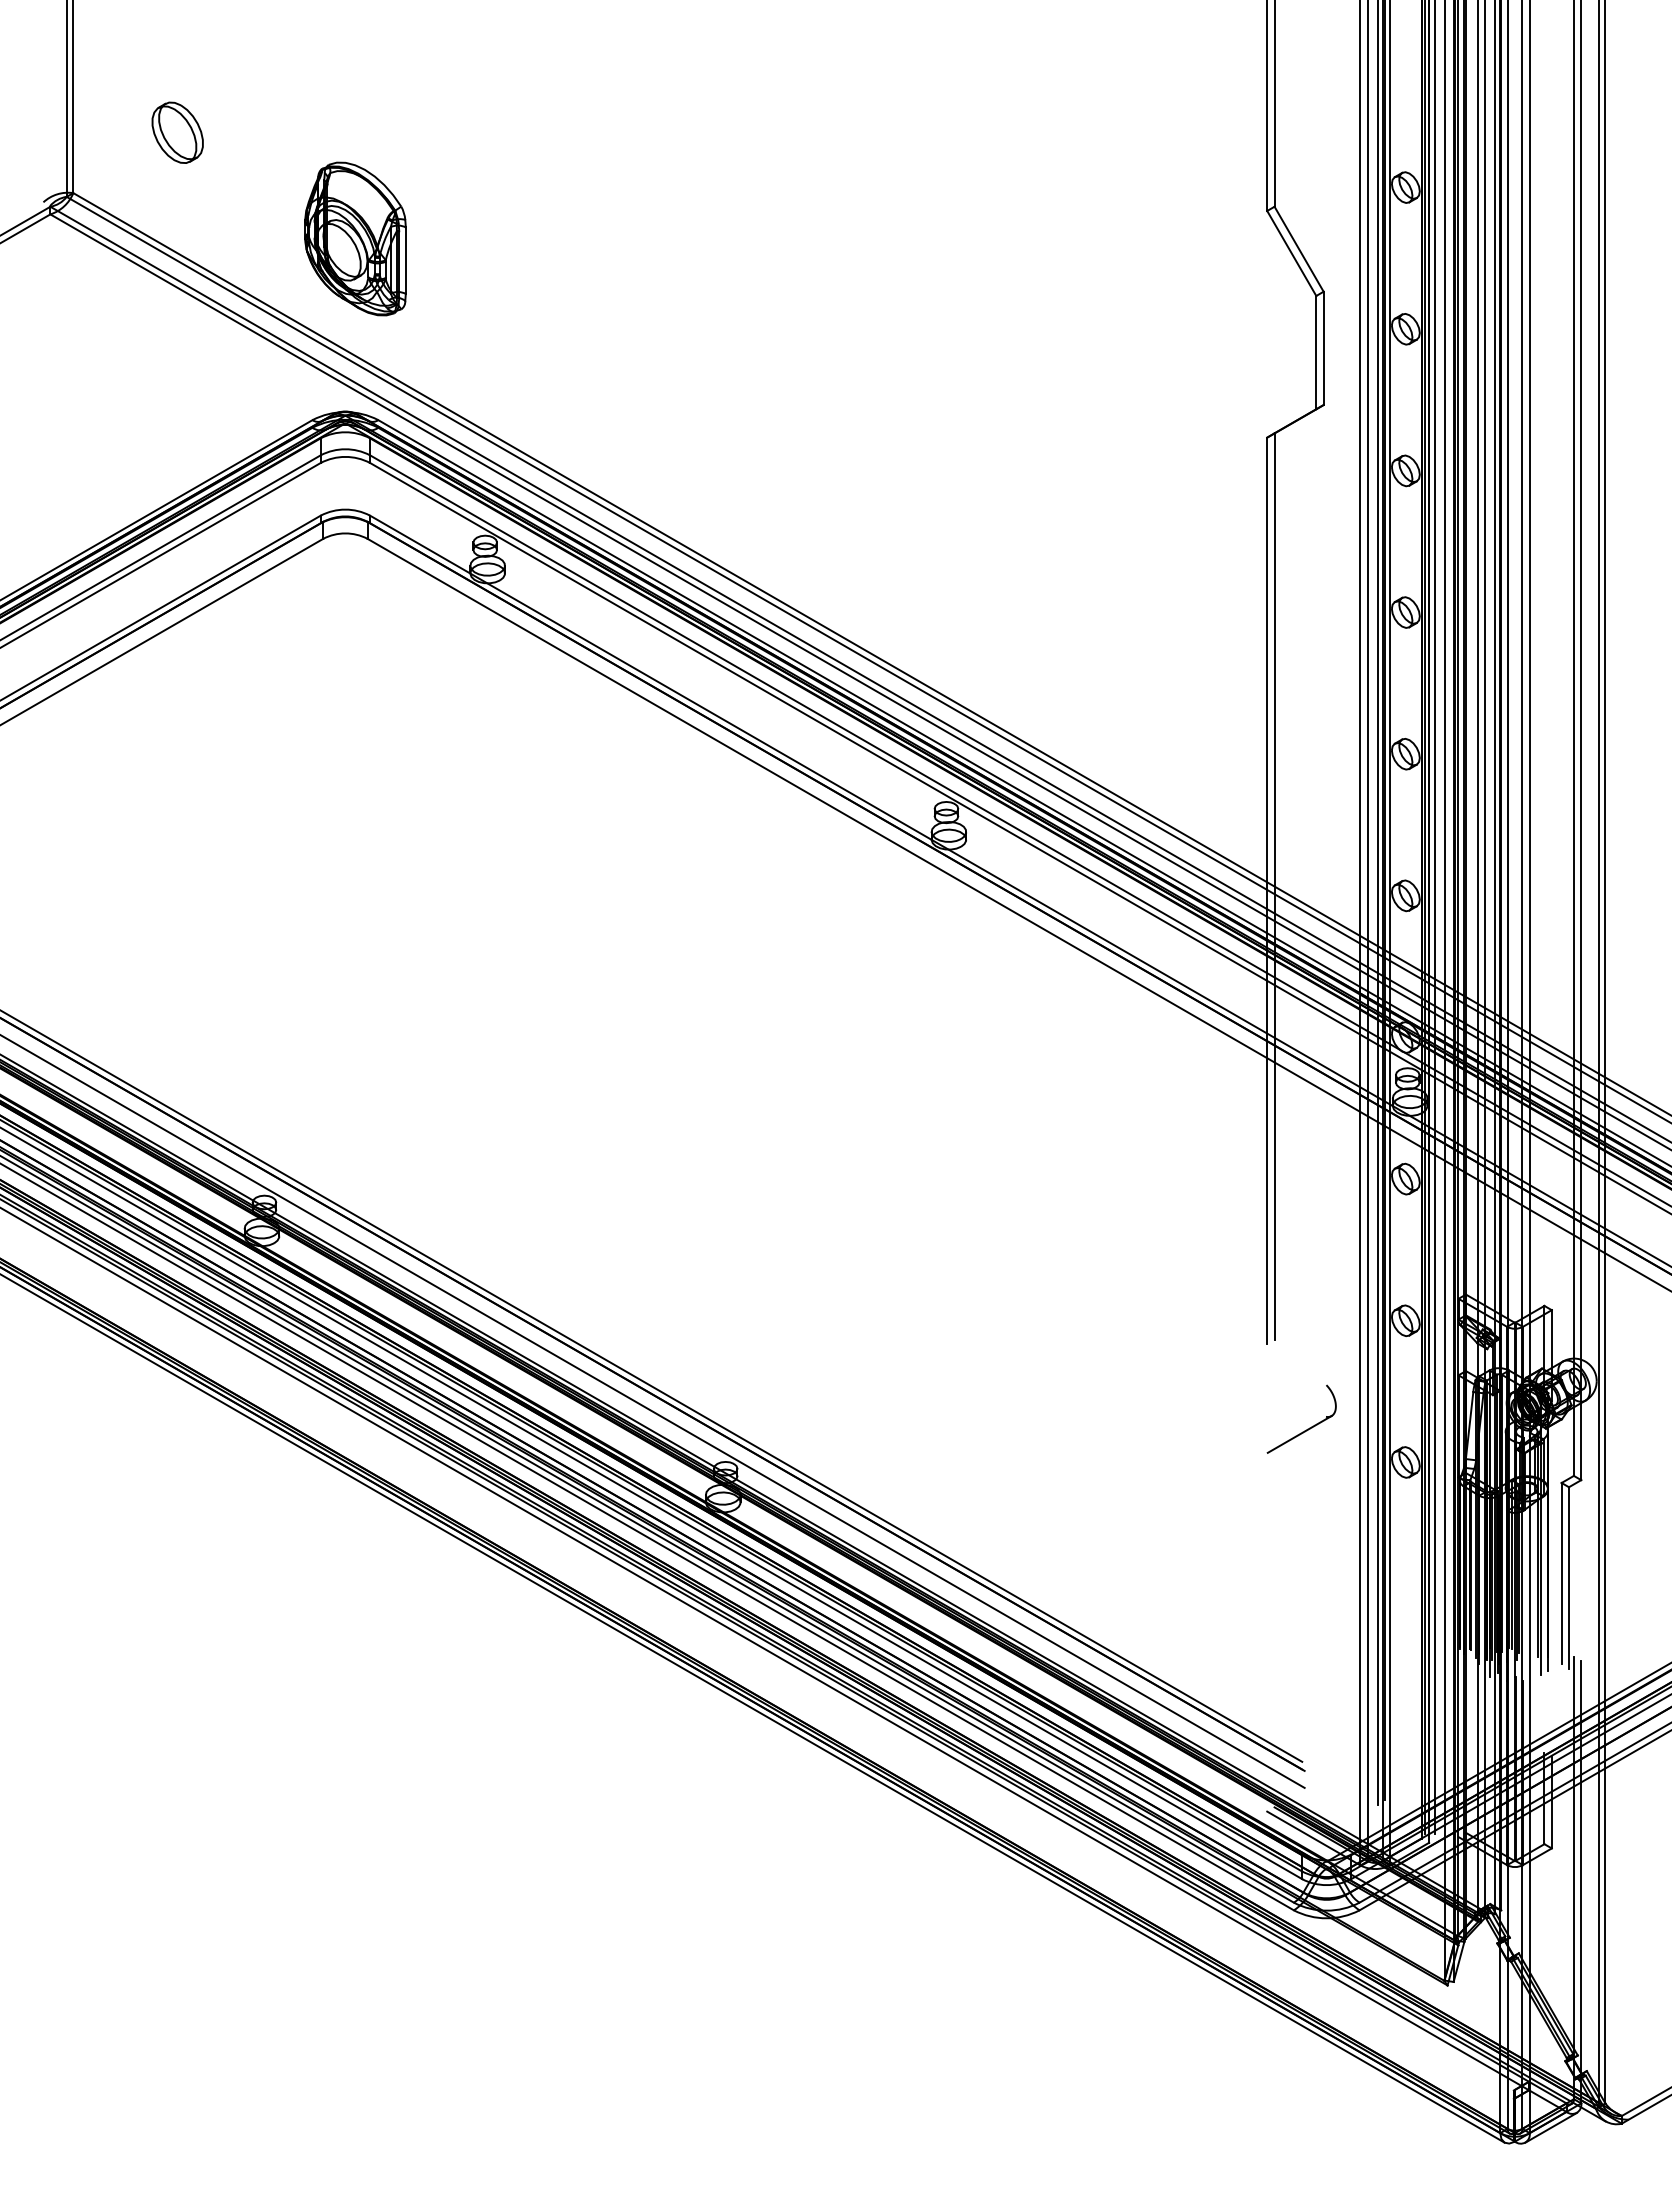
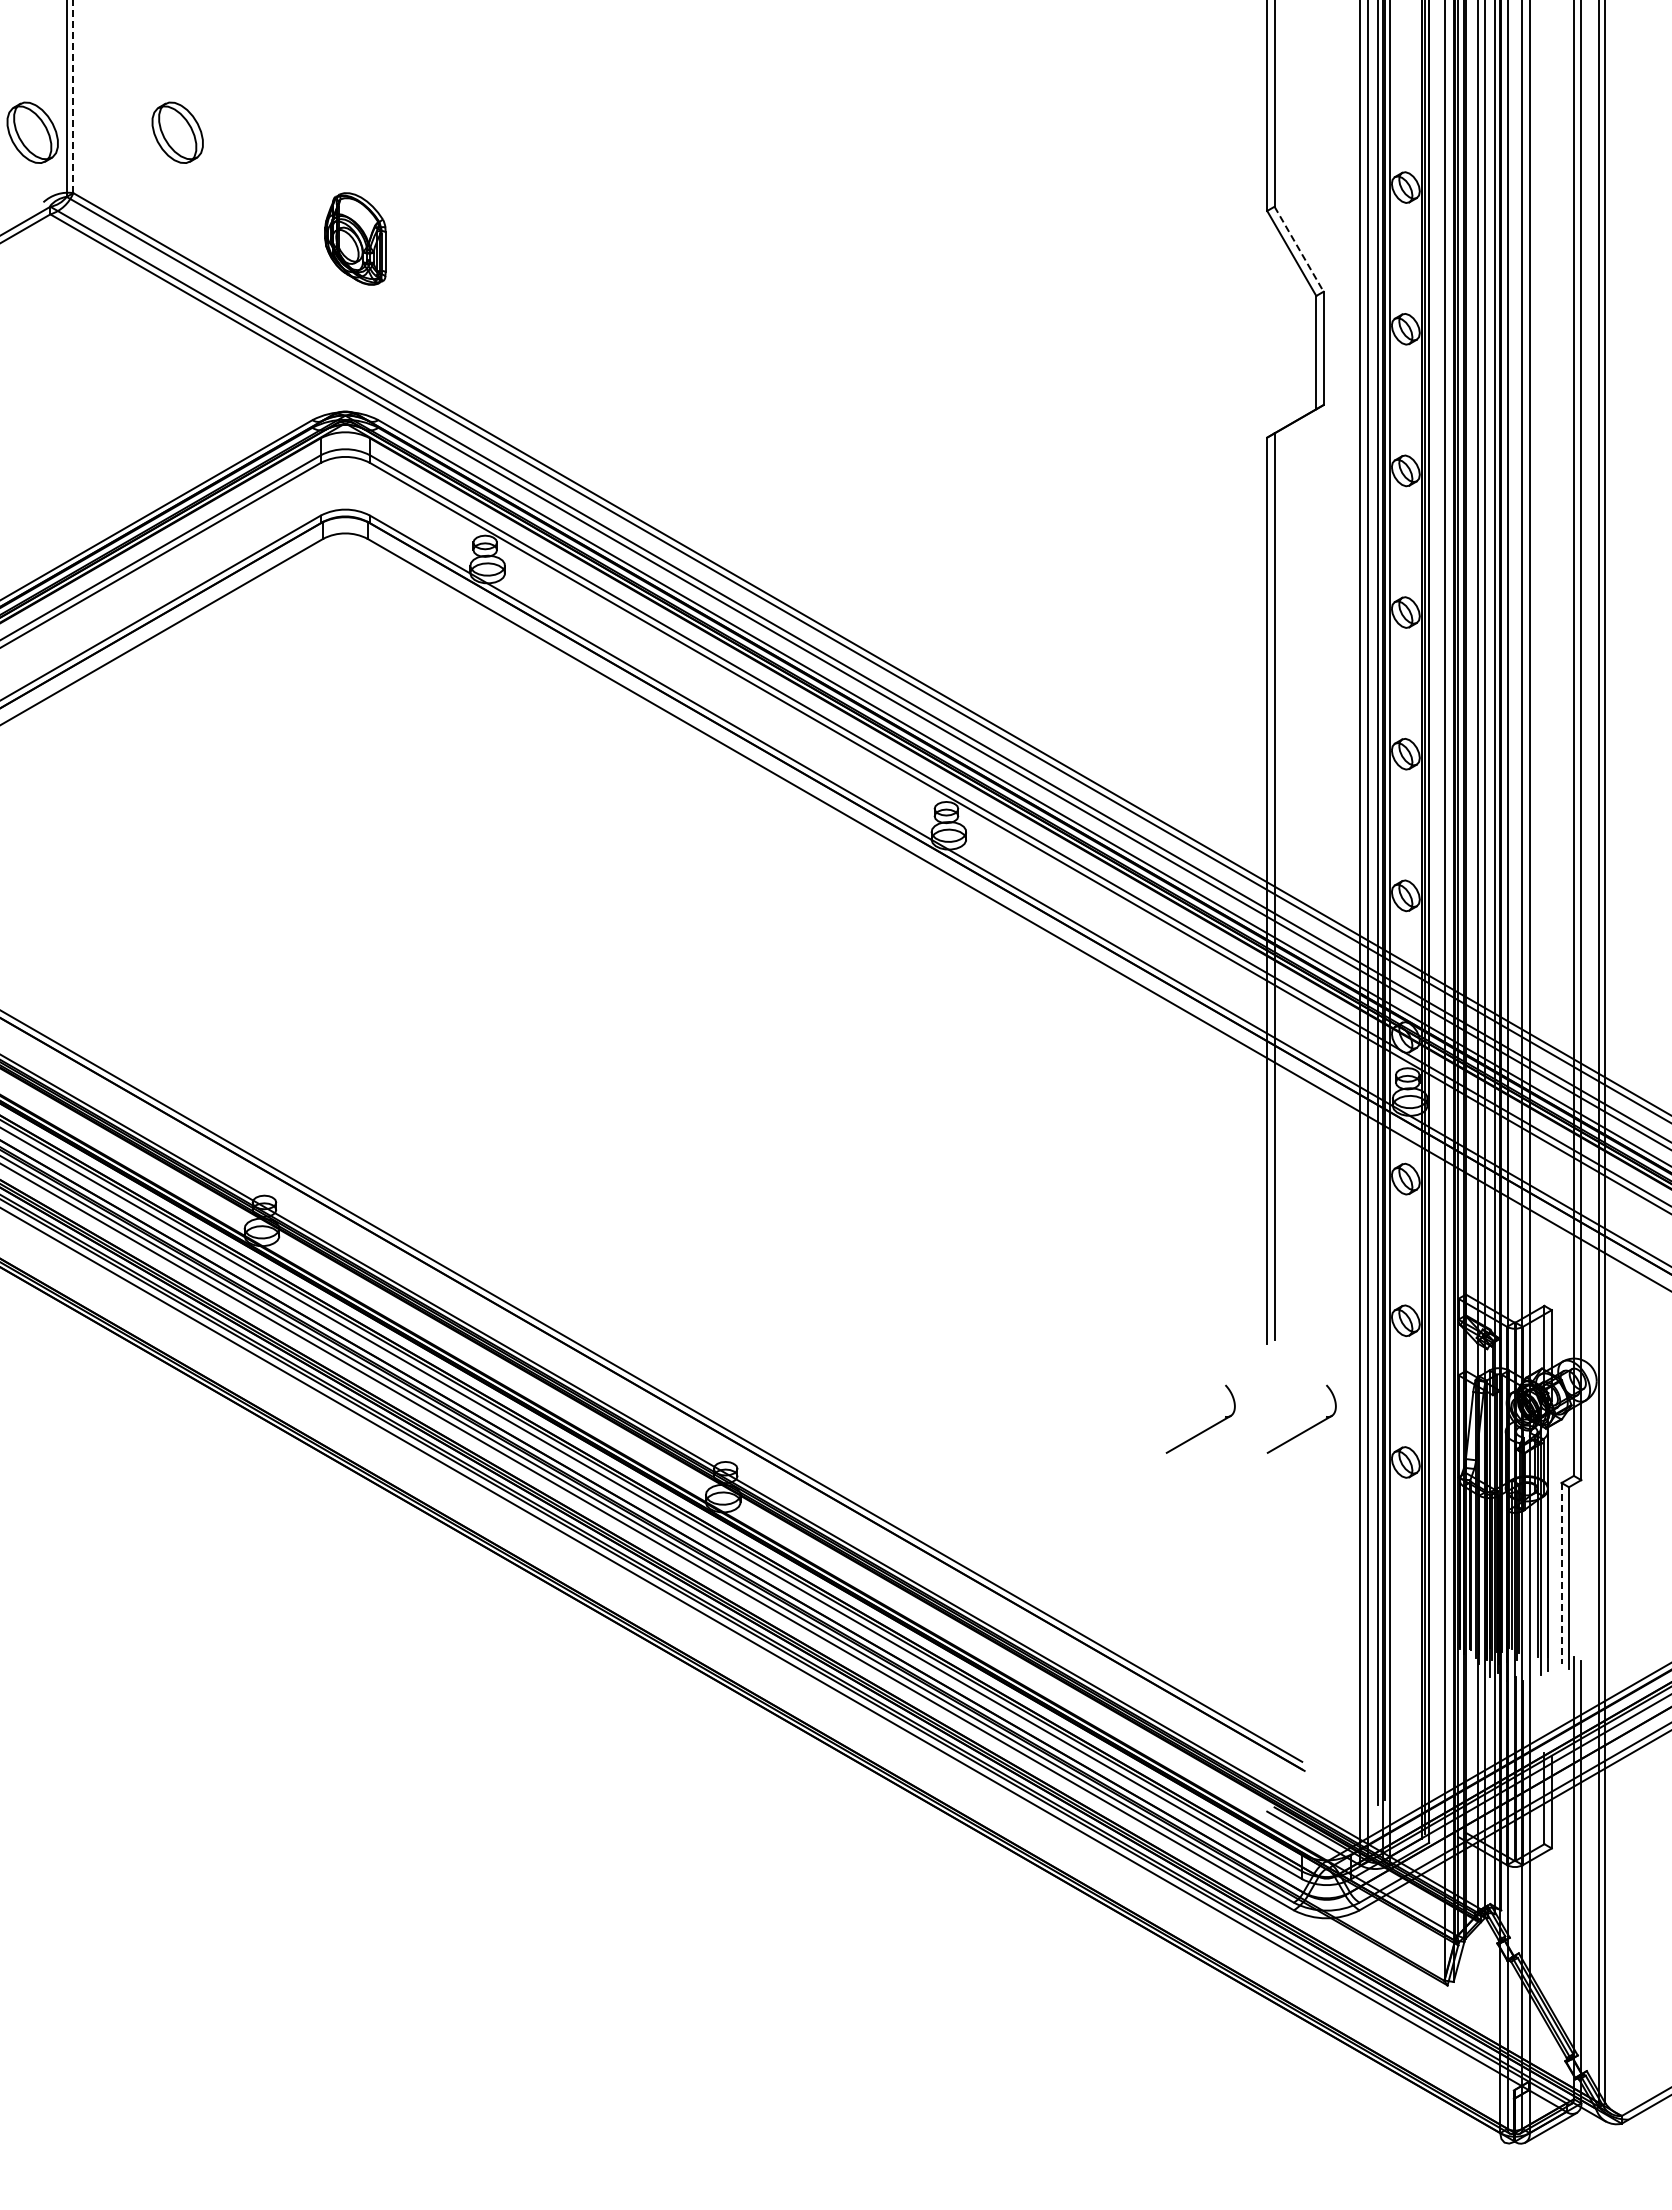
line: solid -> dashed (73, 96)
part: none -> present (32, 132)
part size: 103x156 px -> 63x94 px (355, 238)
line: solid -> dashed (1299, 249)
line: present -> none (1435, 918)
line: present -> none (653, 1411)
part: none -> present (1206, 1428)
line: solid -> dashed (1561, 1573)
line: present -> none (753, 1708)
